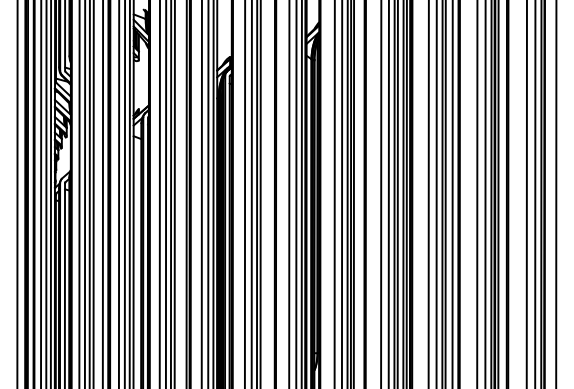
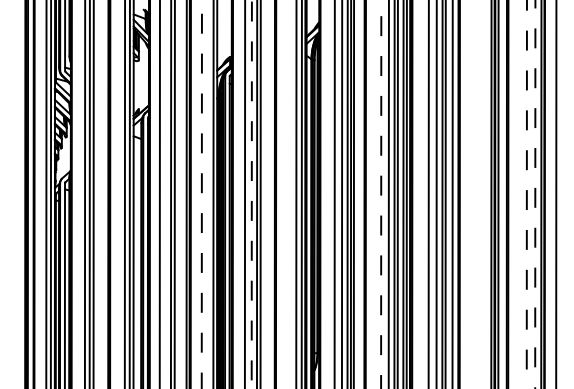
line: present -> none (17, 193)
line: present -> none (41, 193)
line: present -> none (79, 193)
line: present -> none (102, 193)
line: present -> none (118, 193)
line: present -> none (165, 193)
line: present -> none (208, 193)
line: solid -> dashed (251, 193)
line: present -> none (289, 193)
line: present -> none (477, 193)
line: present -> none (485, 193)
line: solid -> dashed (201, 194)
line: solid -> dashed (381, 194)
line: solid -> dashed (526, 194)
line: solid -> dashed (535, 194)
